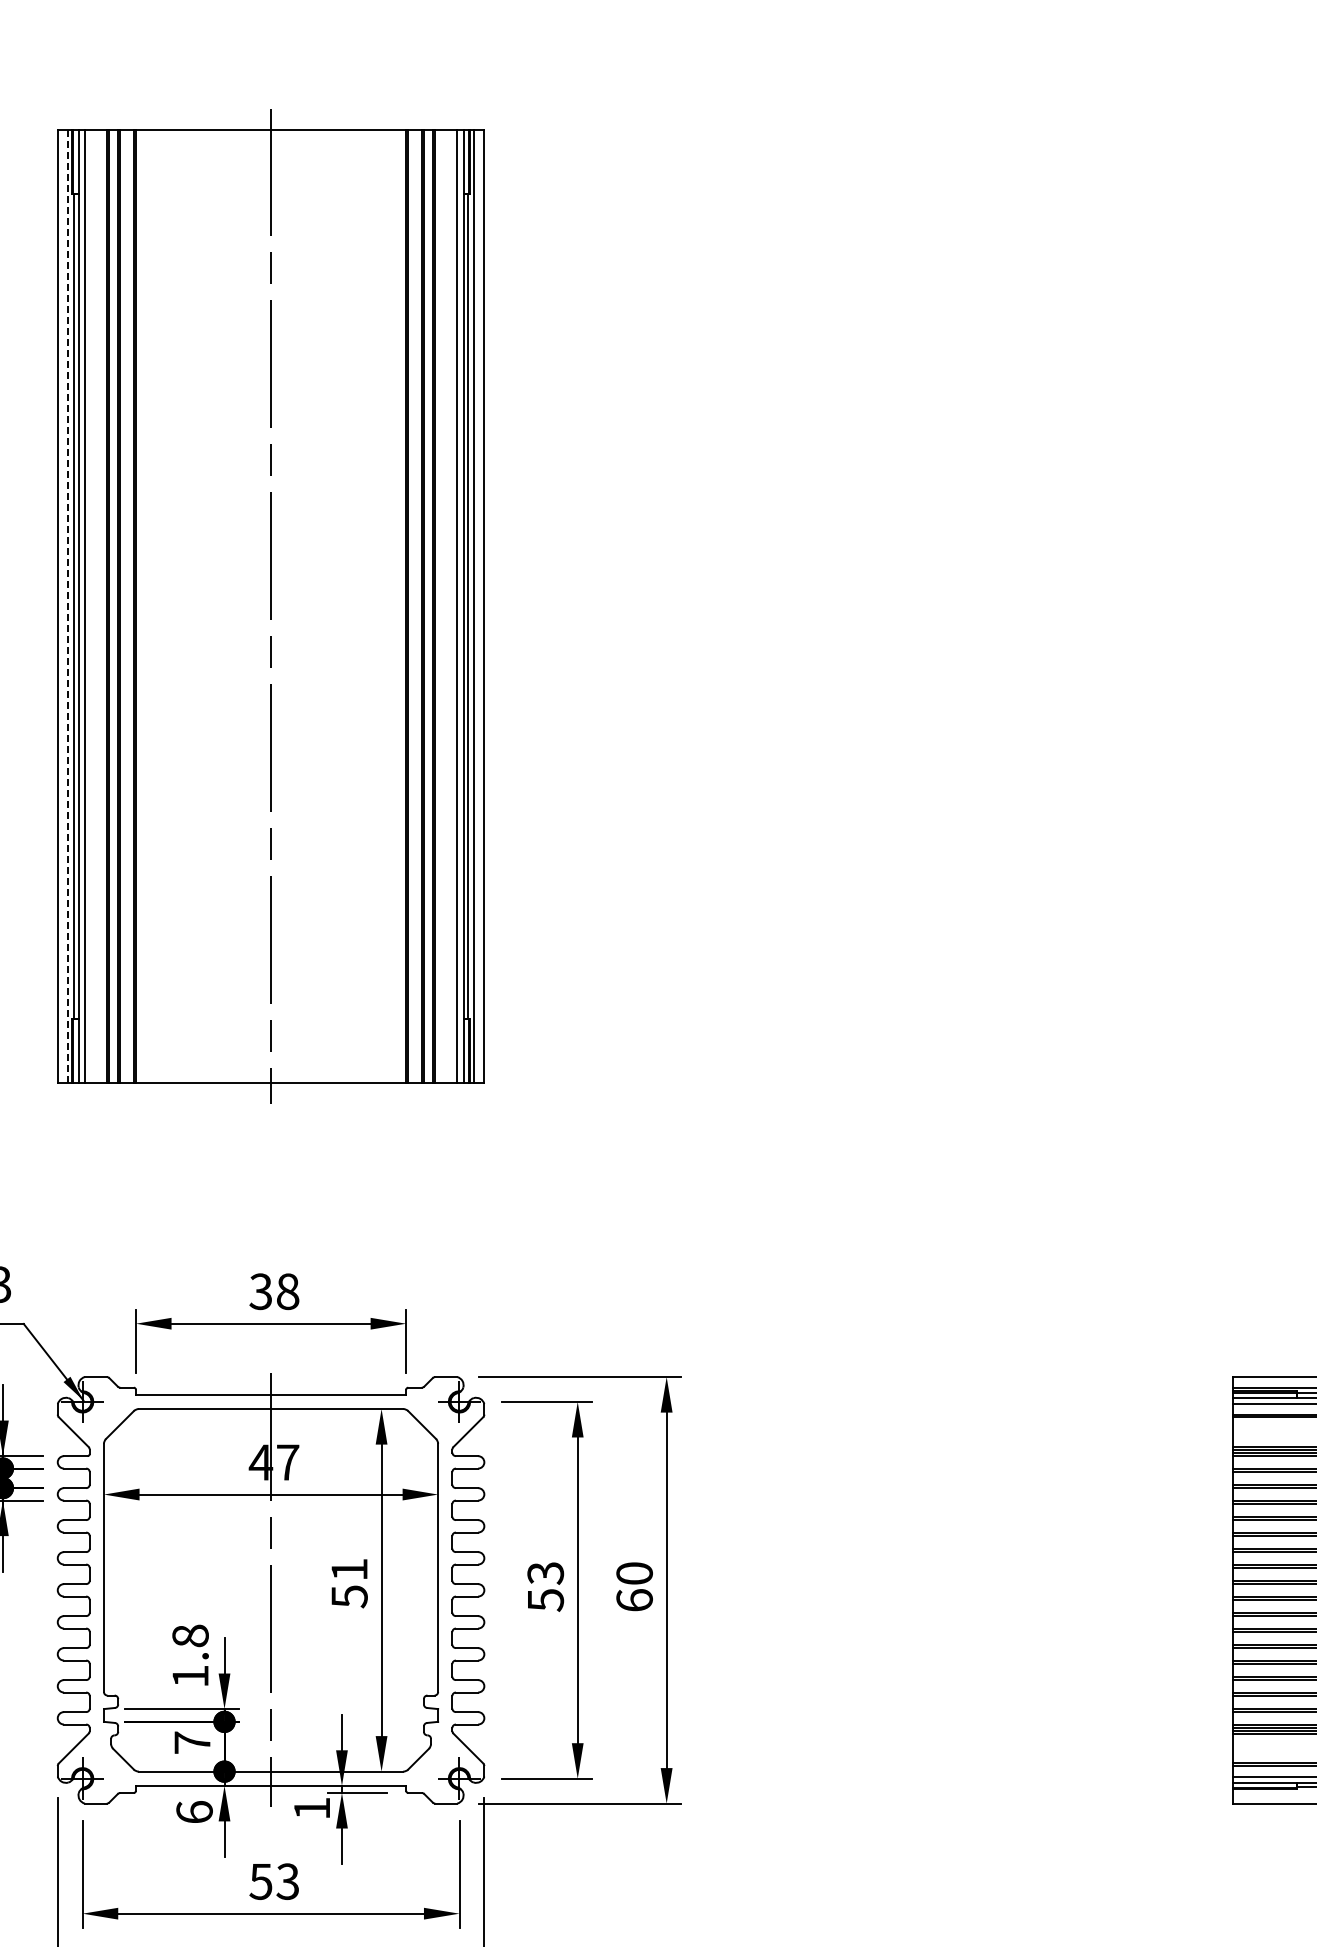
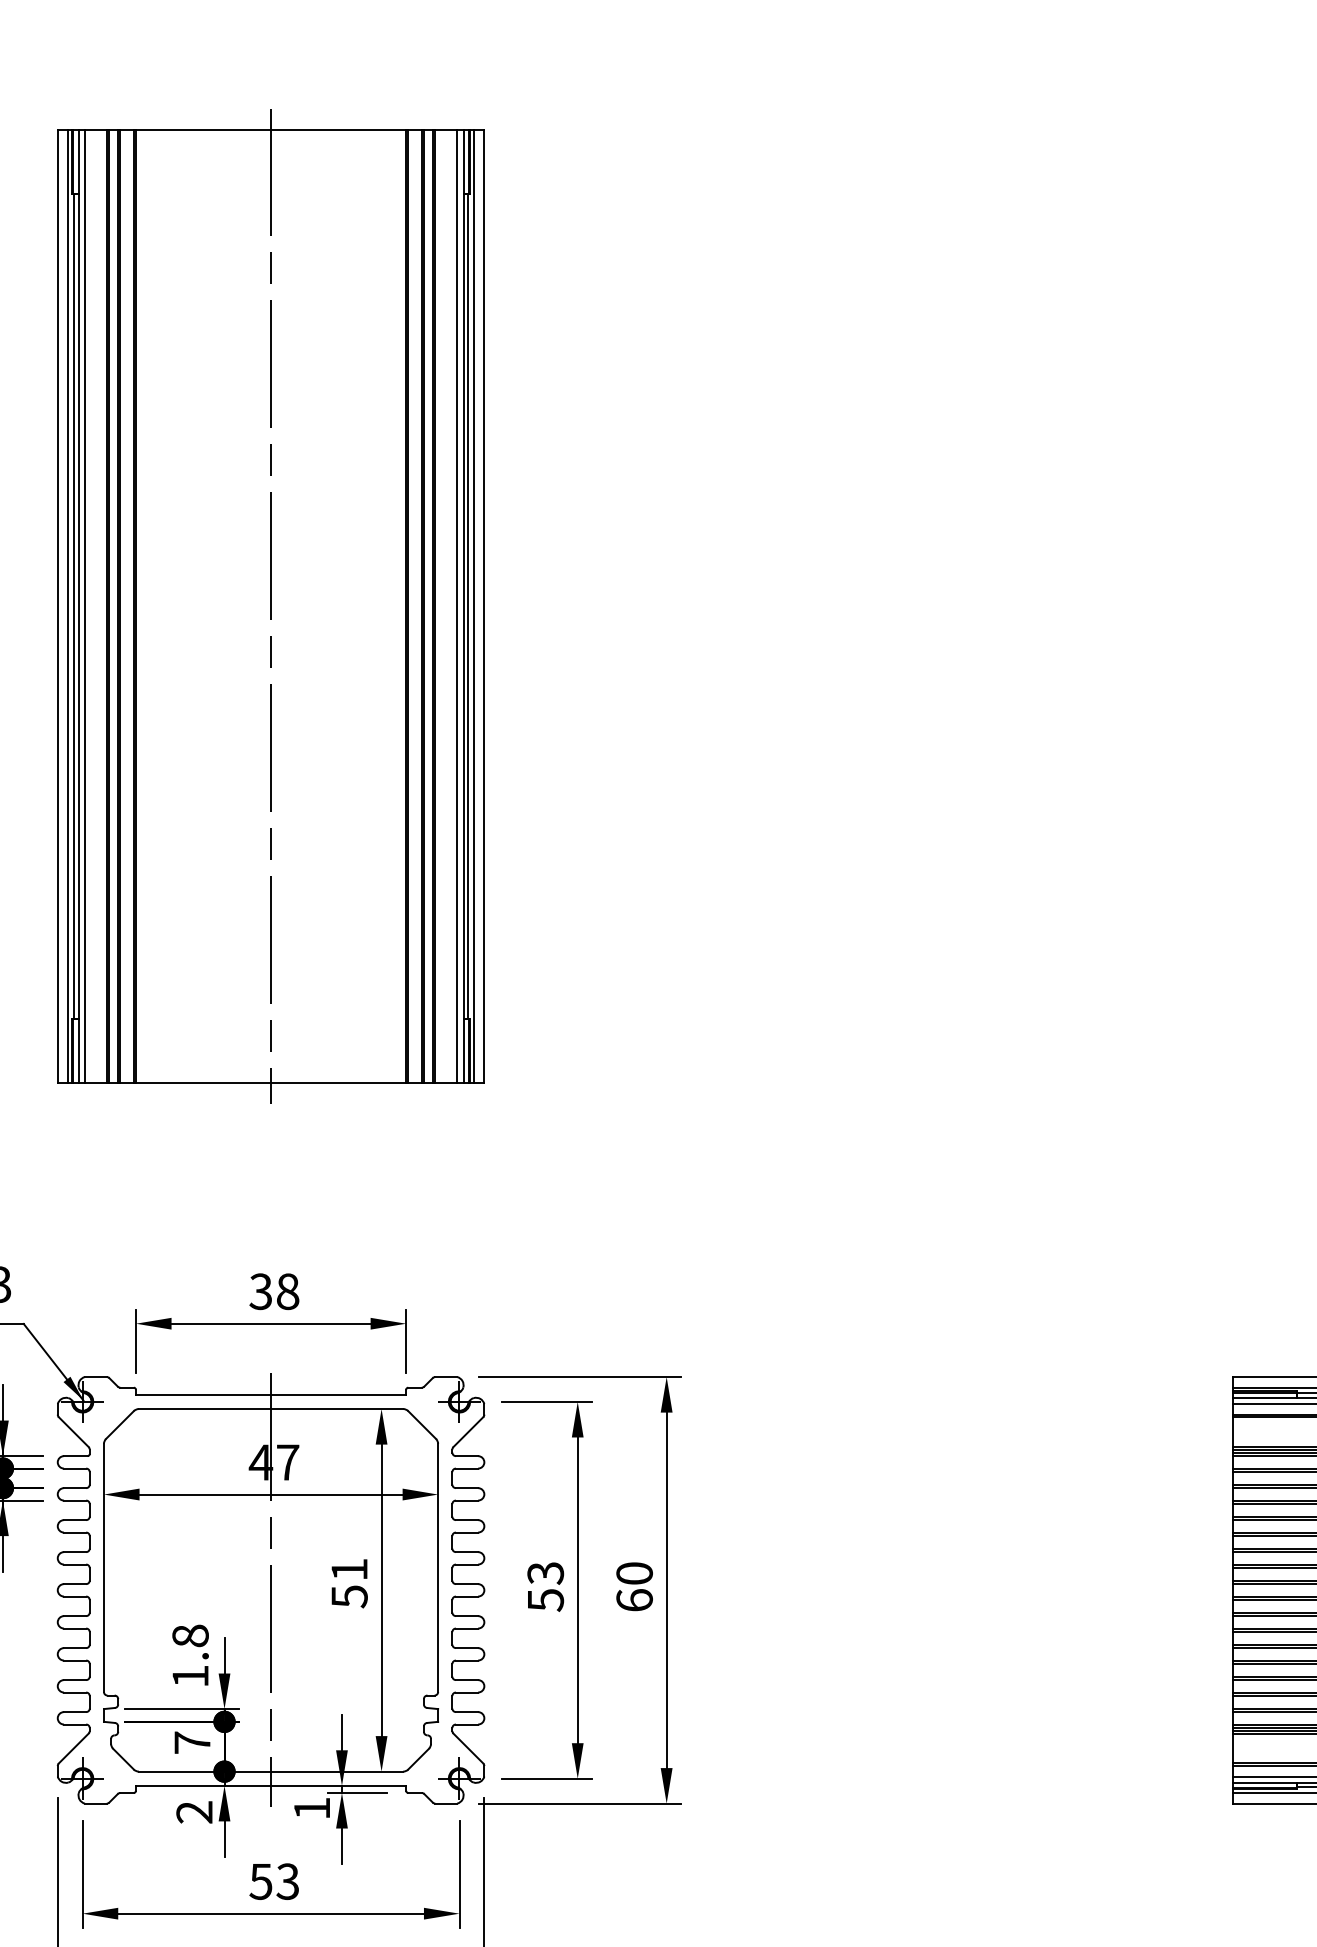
line: dashed -> solid (68, 605)
line: none -> present (1272, 1793)
text: 6 -> 2 (194, 1812)
